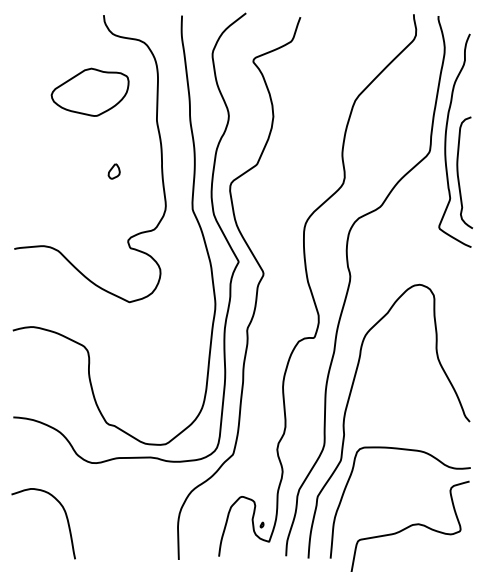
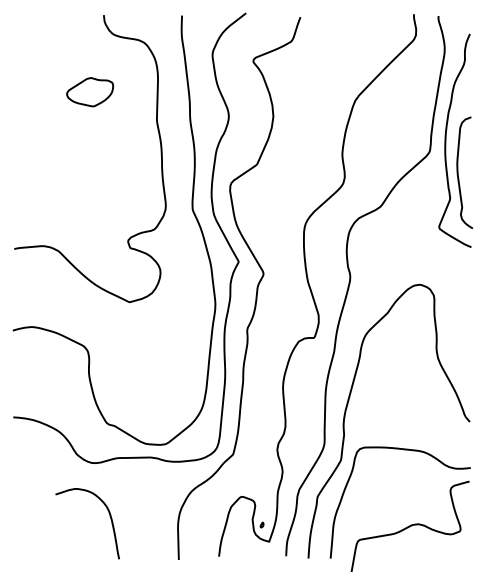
part size: 80x50 px -> 49x31 px (90, 92)
part: present -> none (113, 171)
curve position: (65, 516) -> (109, 516) (109, 516)
